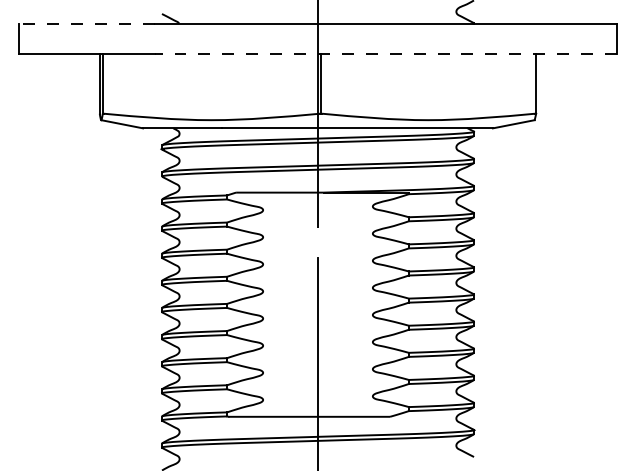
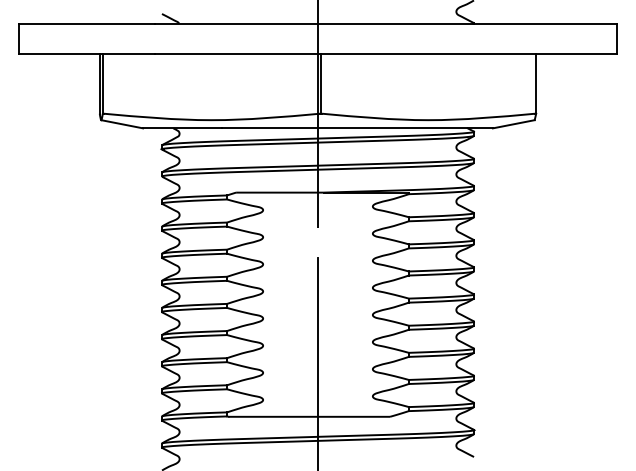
line: dashed -> solid (86, 23)
line: dashed -> solid (385, 53)
